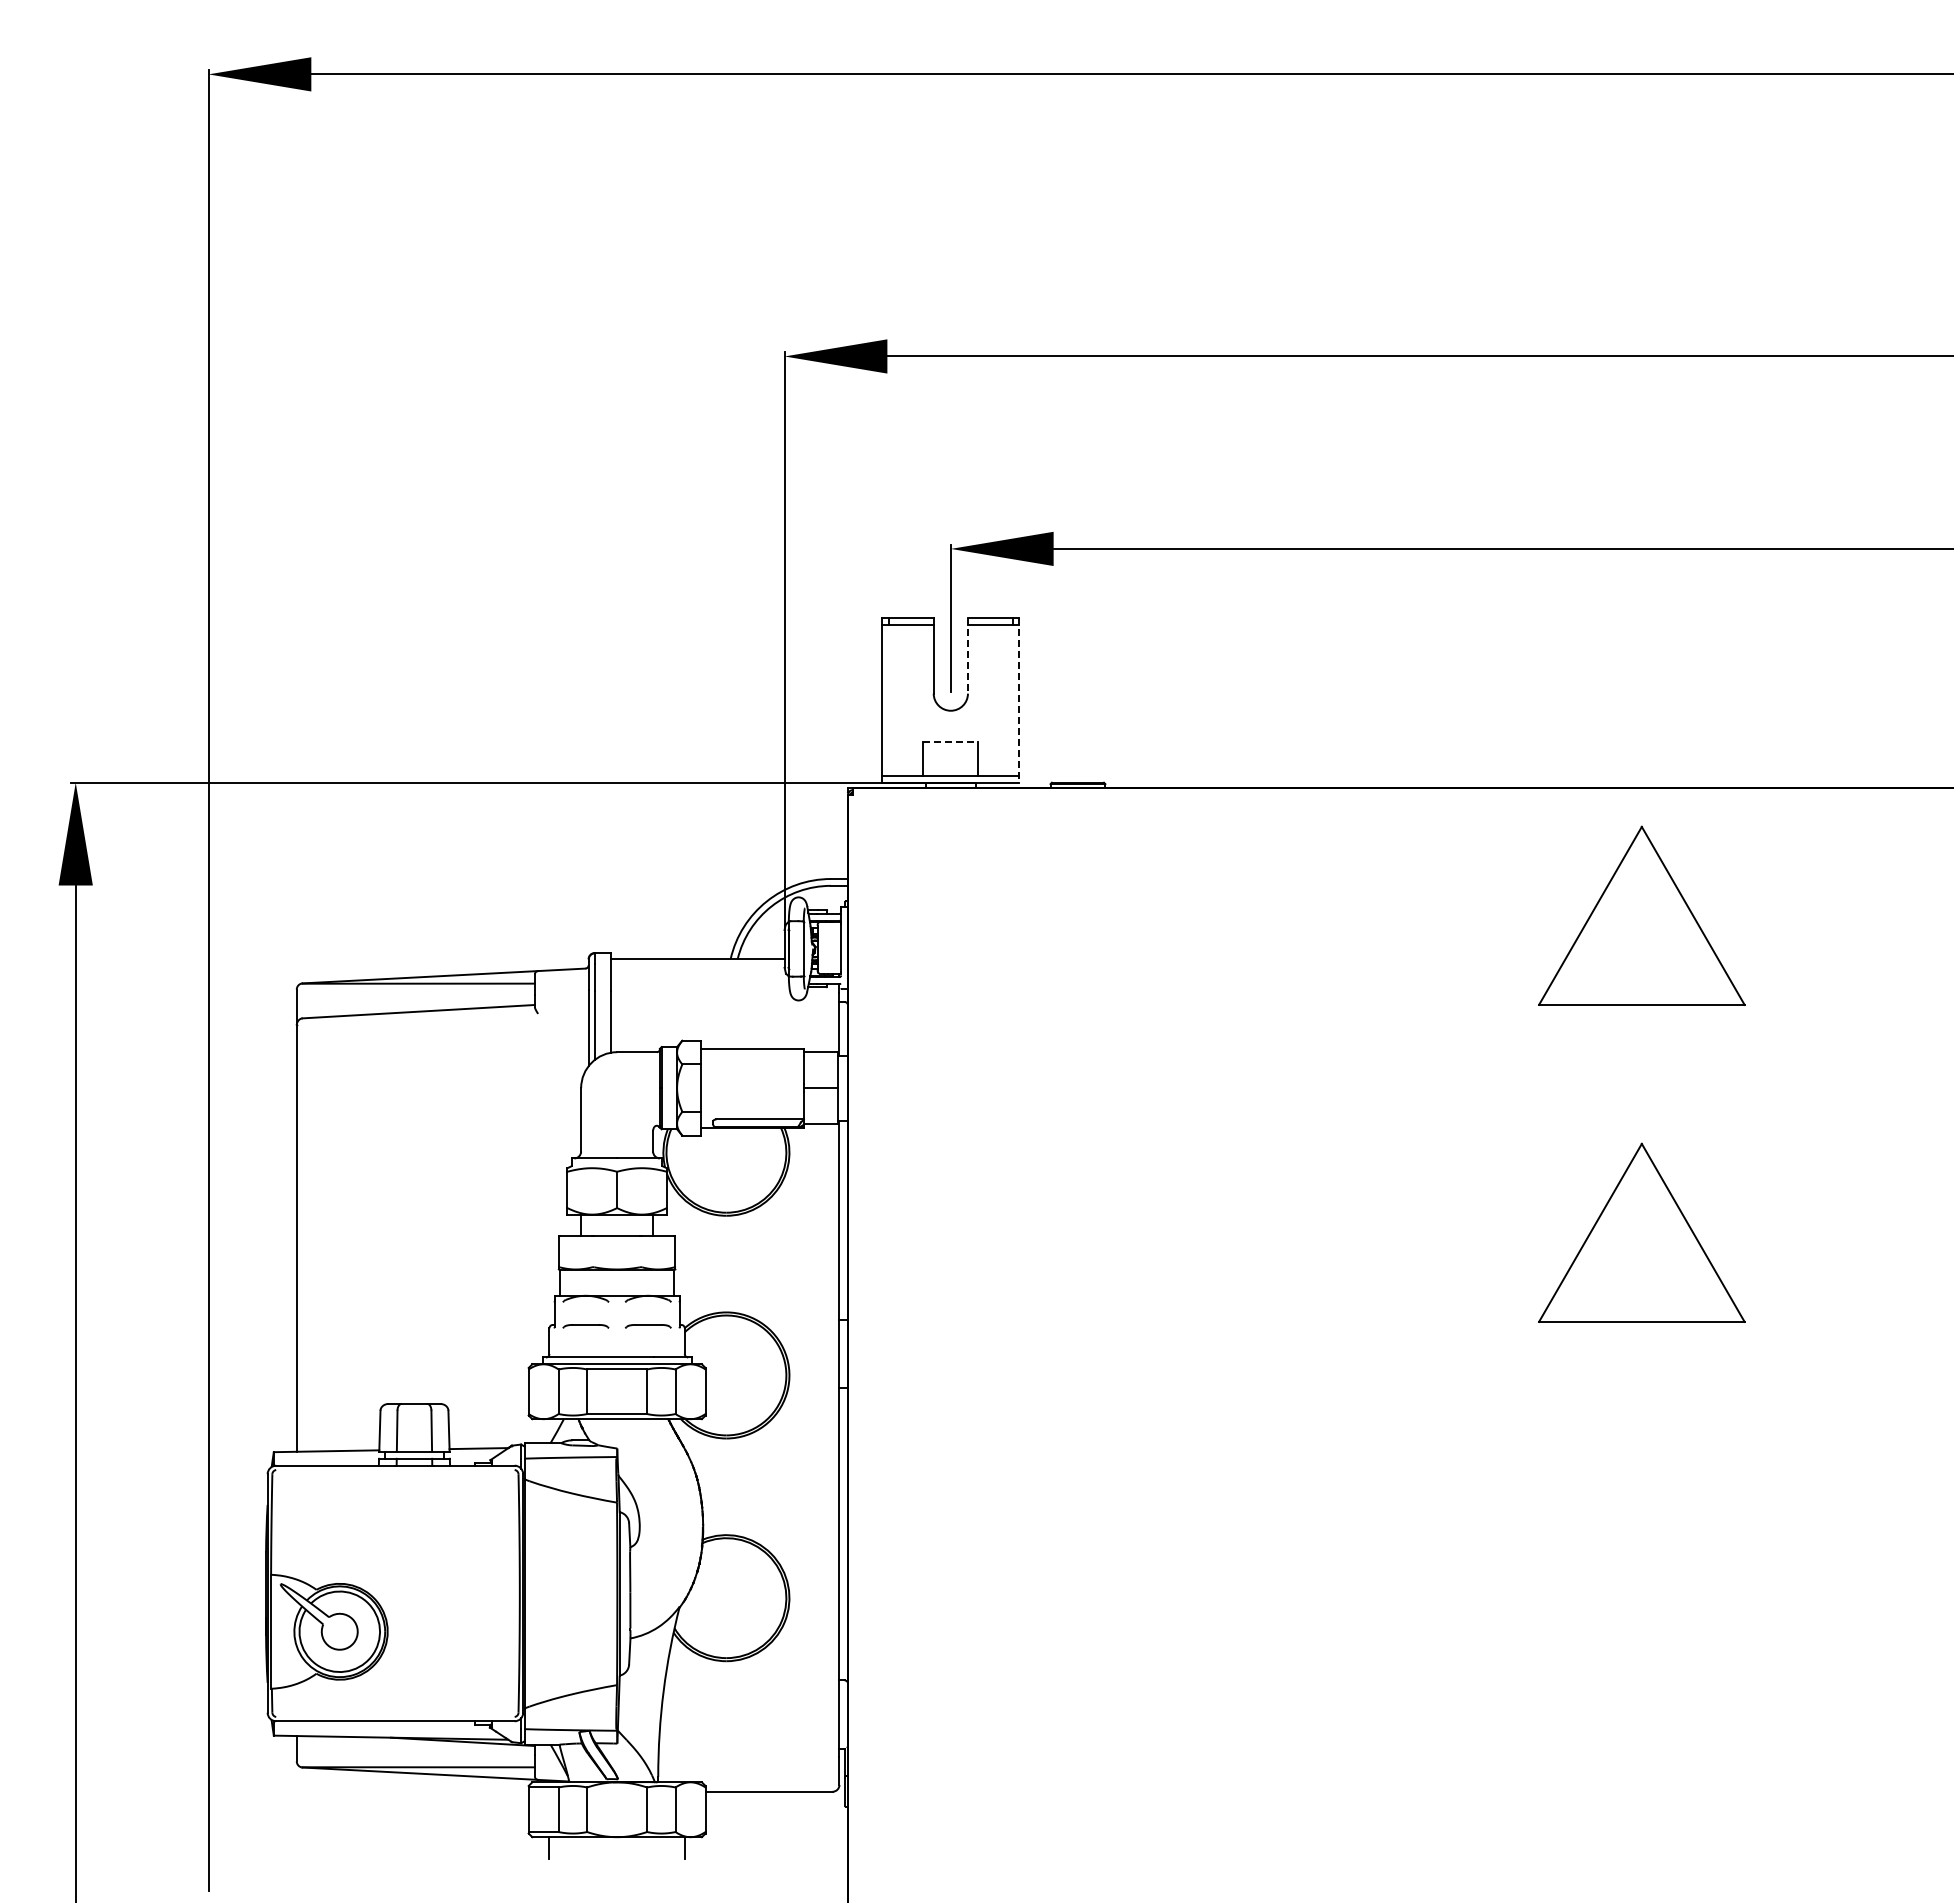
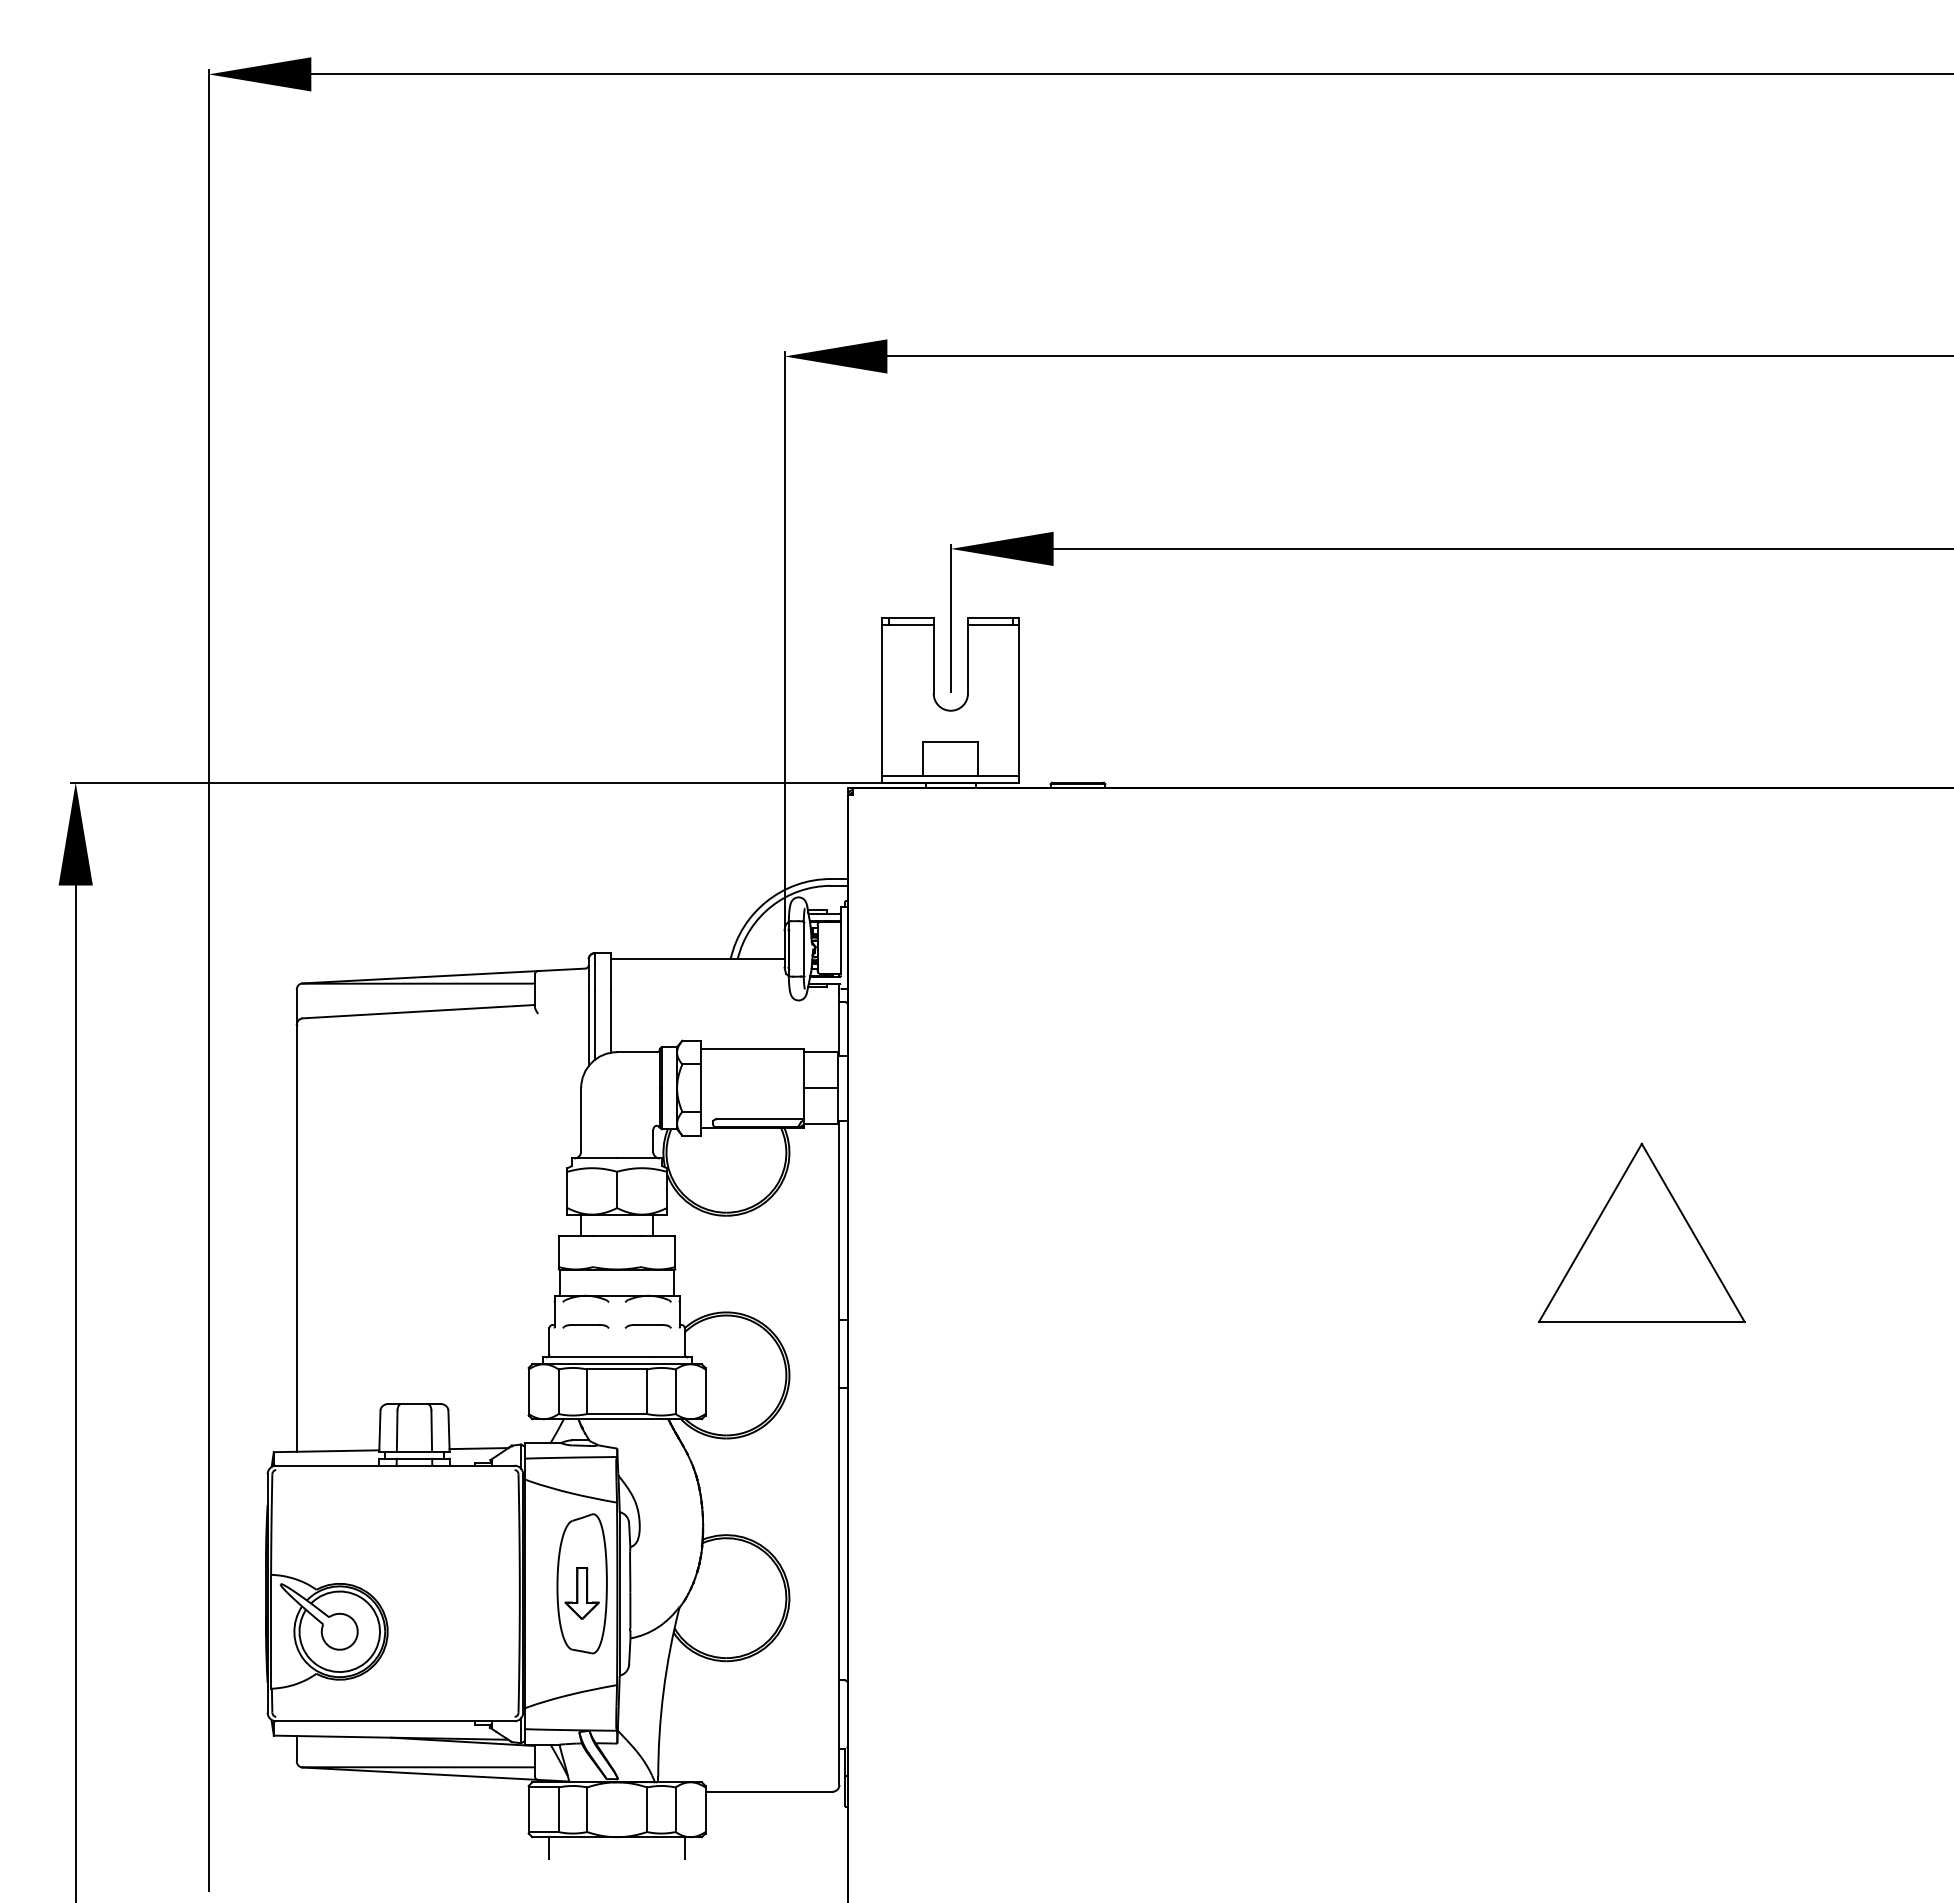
line: dashed -> solid (967, 655)
line: dashed -> solid (1019, 701)
line: dashed -> solid (951, 741)
part: present -> none (1641, 915)
part: none -> present (581, 1583)
